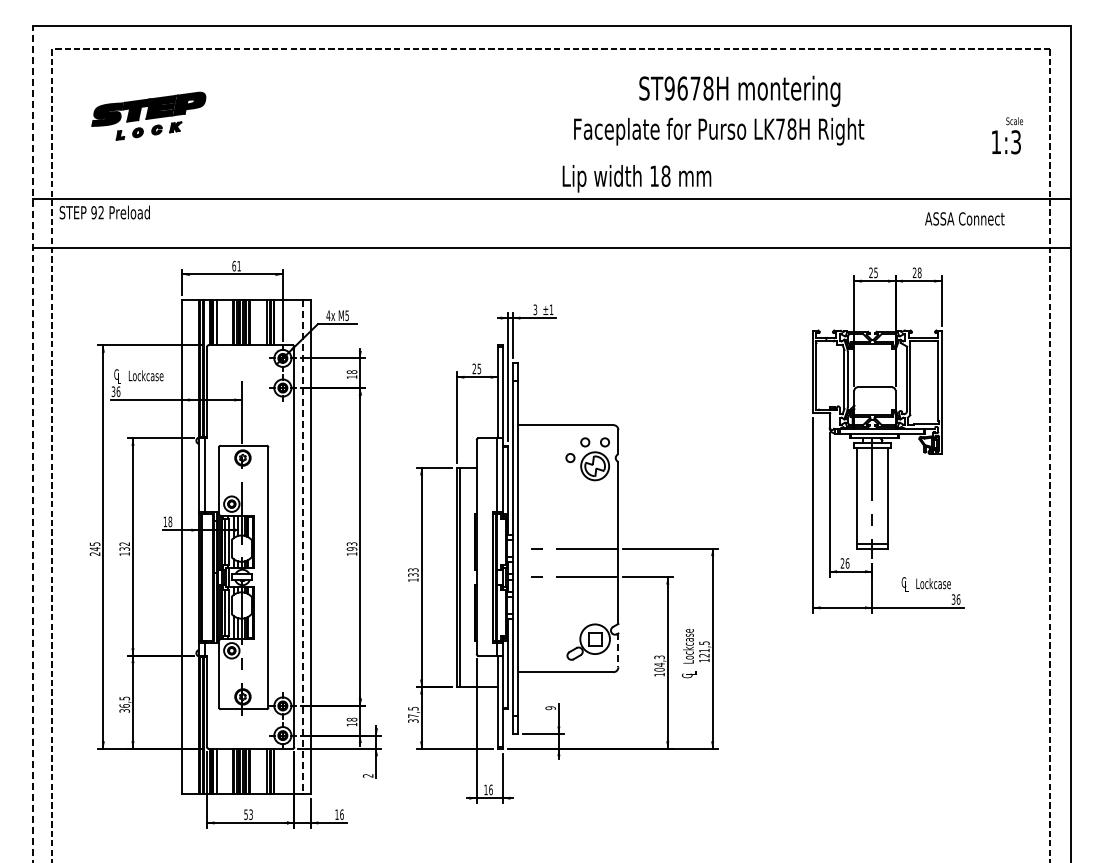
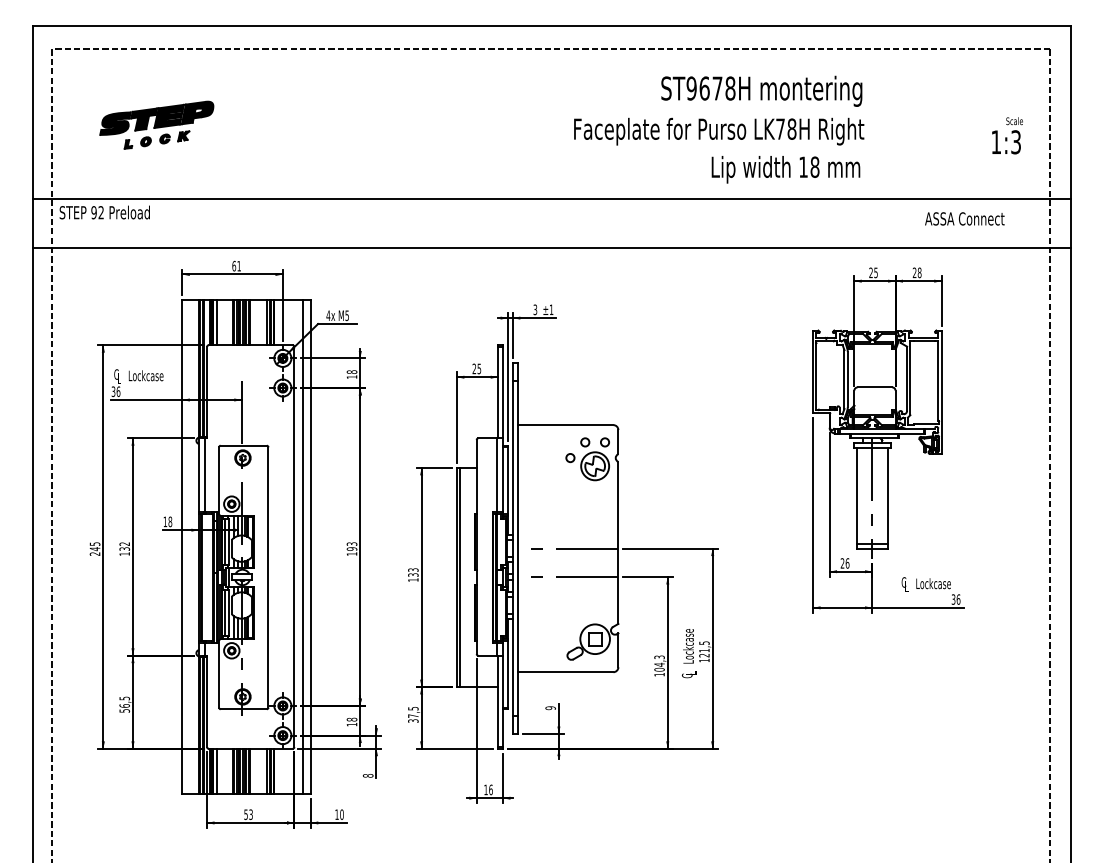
text position: (739, 90) -> (761, 90) (761, 90)
part position: (148, 115) -> (156, 124) (156, 124)
text position: (636, 178) -> (785, 169) (785, 169)
line: dashed -> solid (33, 443)
line: dashed -> solid (302, 547)
line: dashed -> solid (618, 650)
text: 36,5 -> 56,5 (123, 710)
text: 2 -> 8 (368, 775)
text: 16 -> 10 (341, 814)
